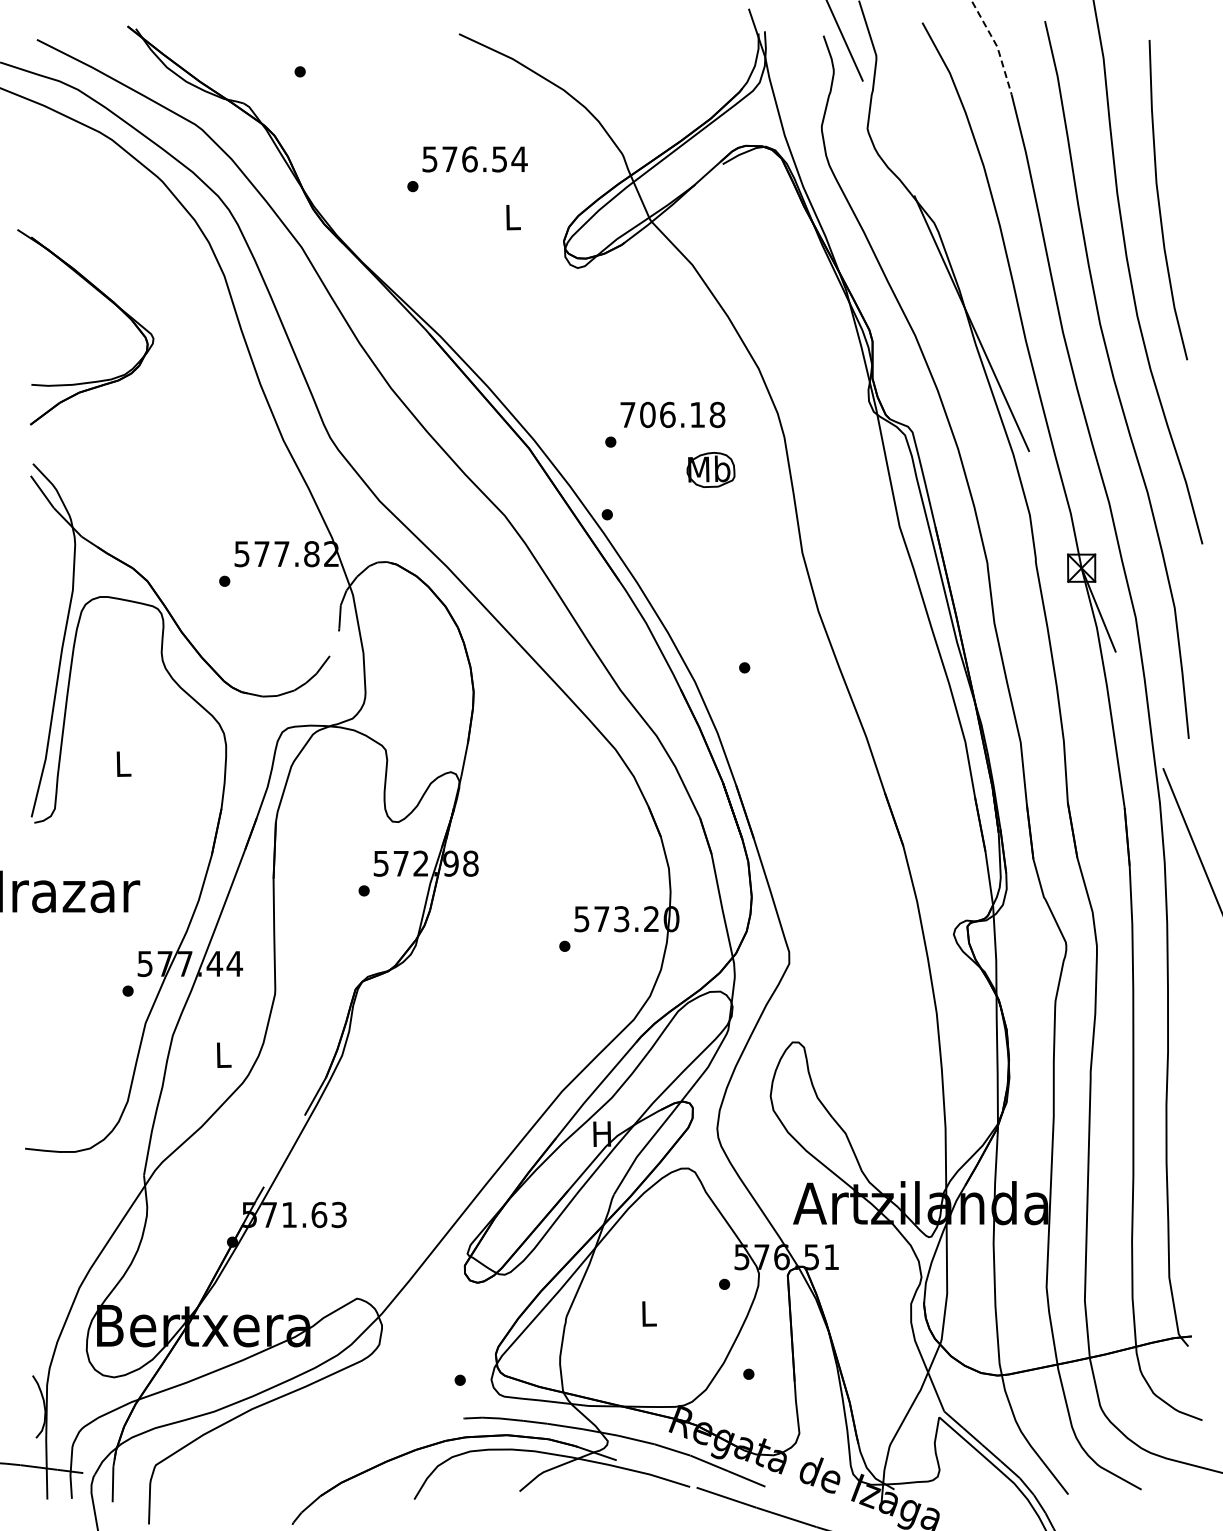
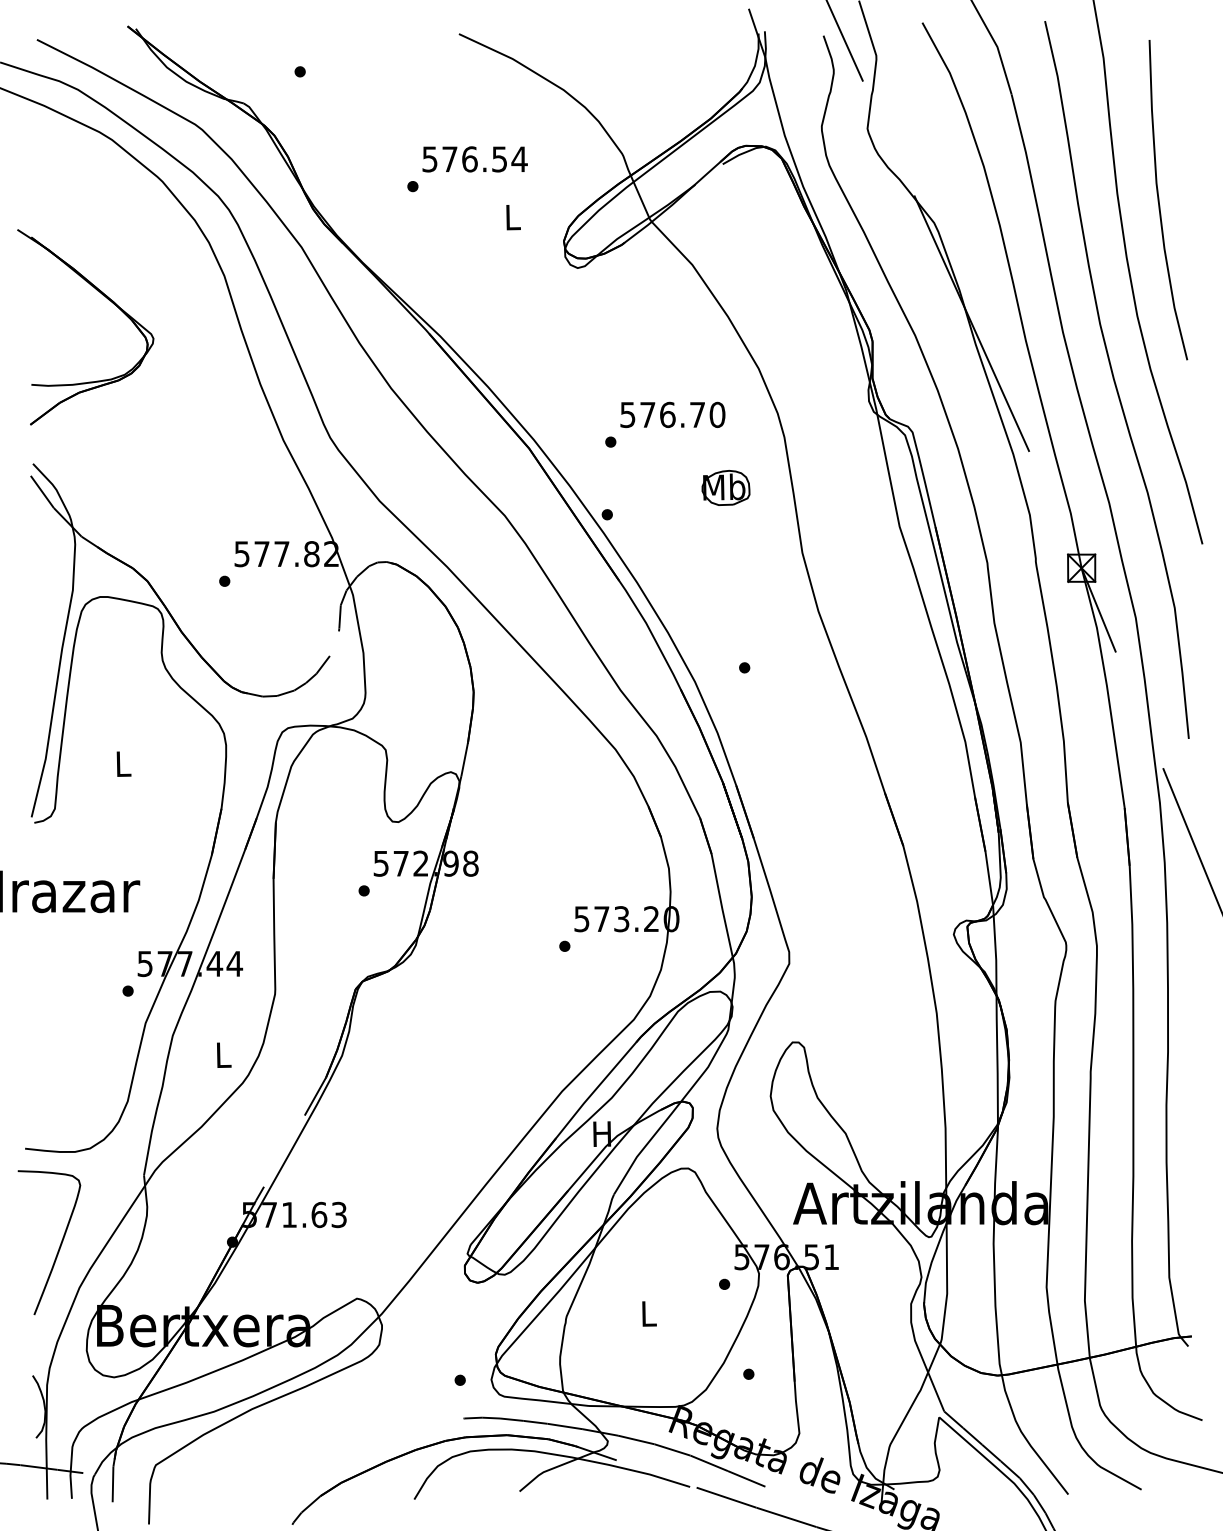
line: dashed -> solid (996, 46)
text: 706.18 -> 576.70 (672, 414)
part position: (710, 469) -> (725, 487) (725, 487)
curve: none -> present (59, 1245)
